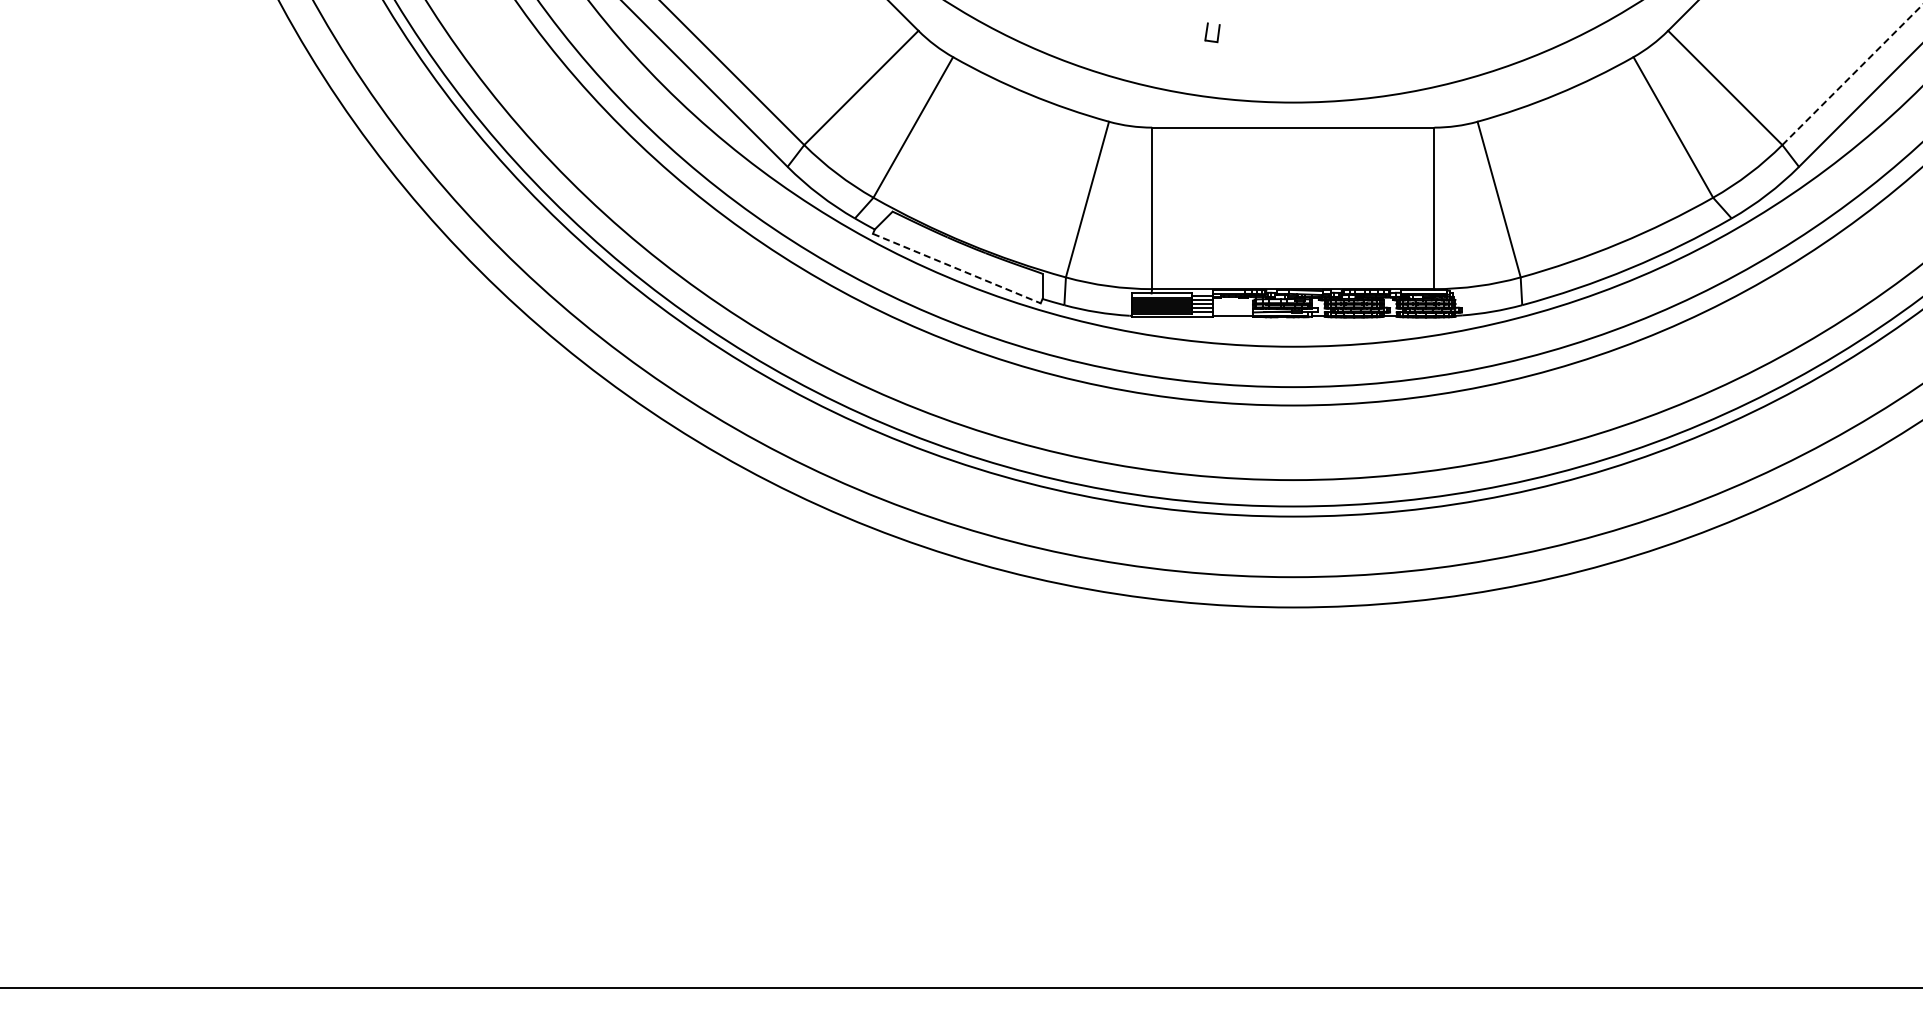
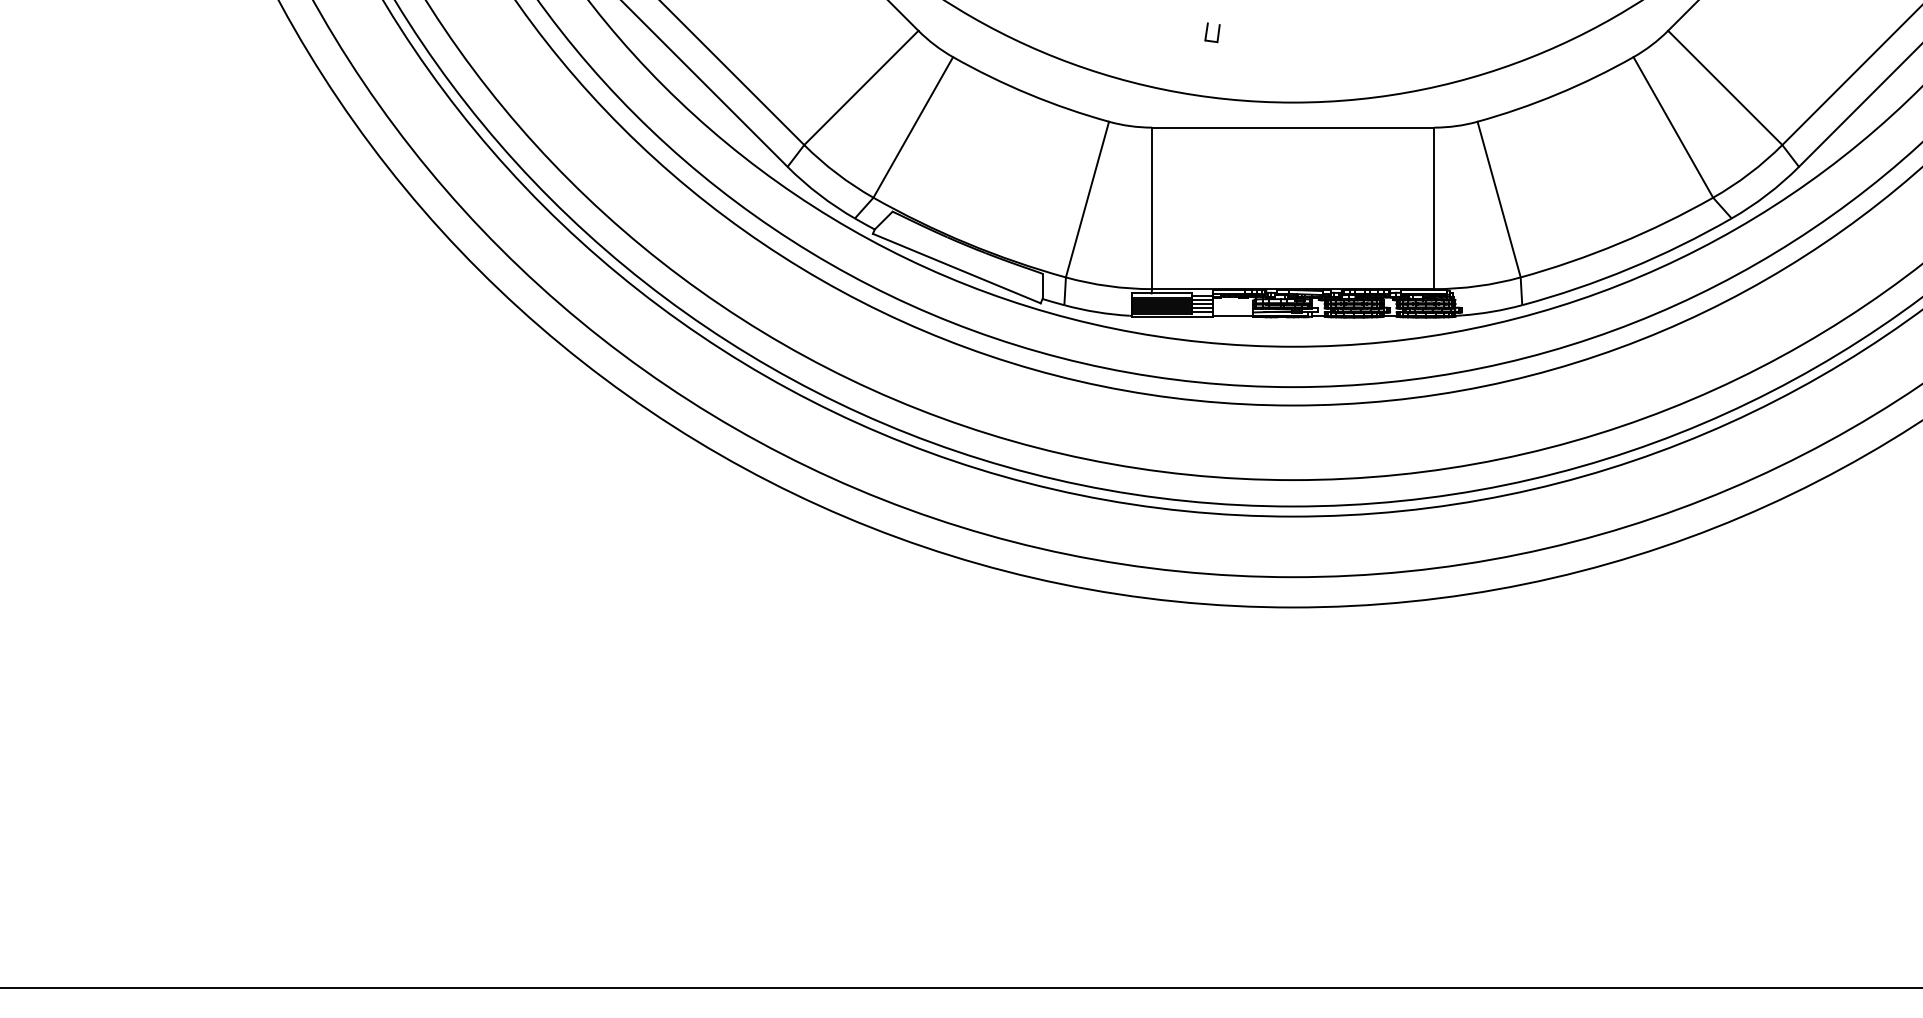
line: dashed -> solid (1852, 74)
line: dashed -> solid (956, 268)
